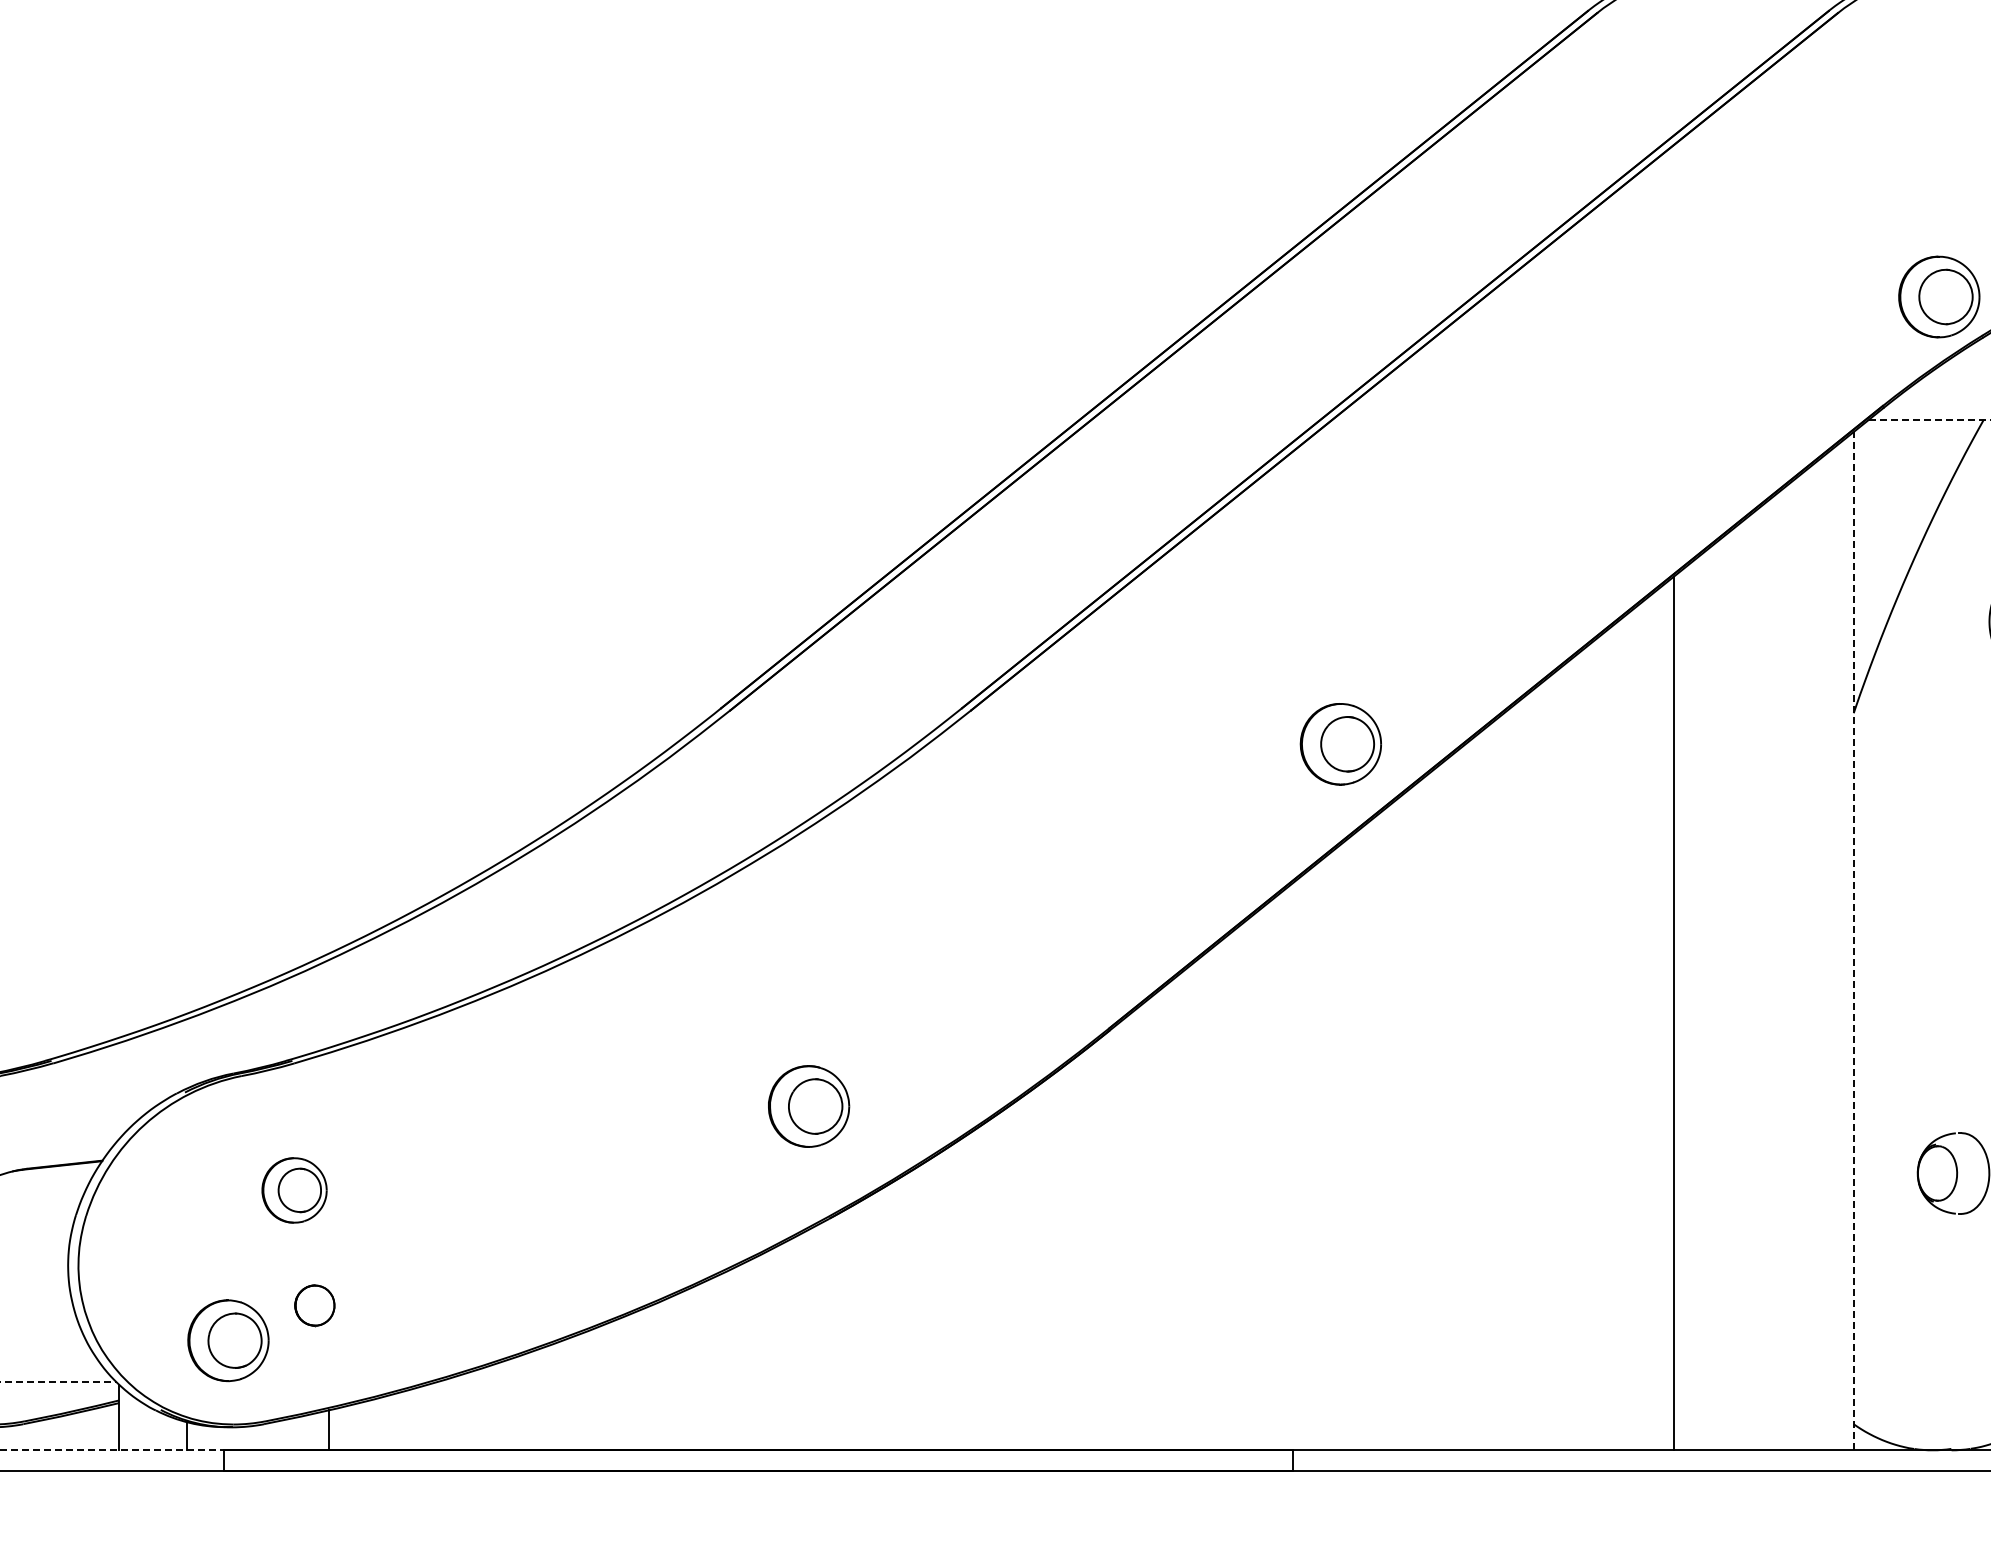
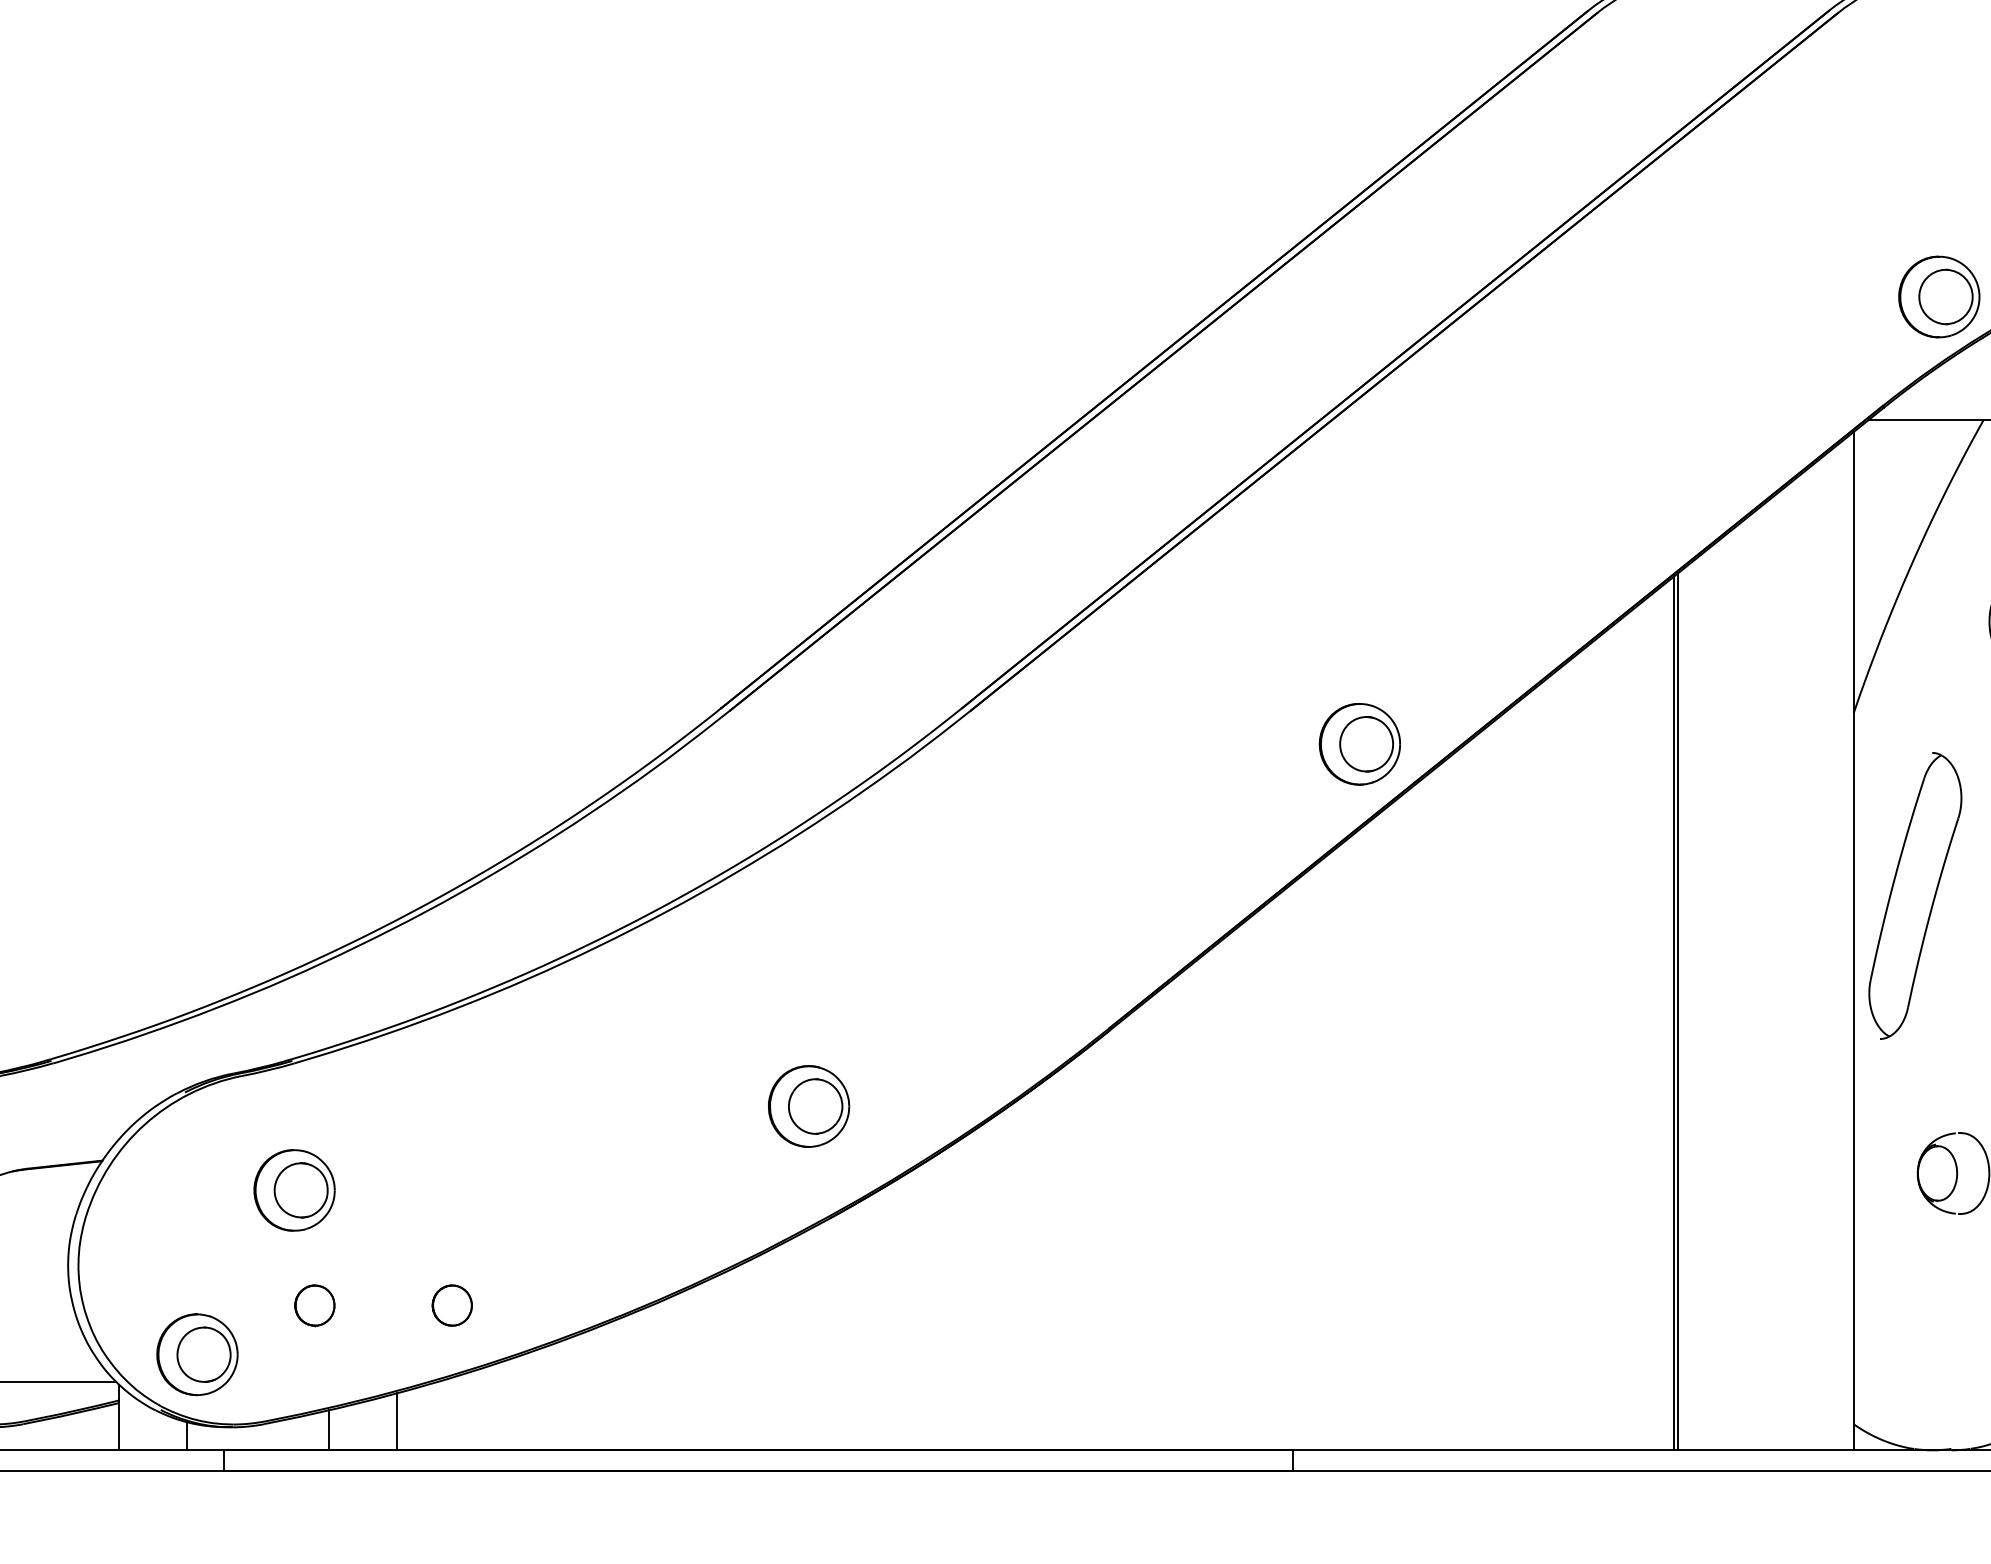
line: dashed -> solid (1929, 419)
part position: (1340, 744) -> (1359, 744) (1359, 744)
part: none -> present (1915, 895)
line: dashed -> solid (1853, 940)
line: none -> present (1678, 1011)
part size: 67x67 px -> 83x83 px (294, 1190)
part: none -> present (451, 1305)
part position: (228, 1340) -> (197, 1354) (197, 1354)
line: dashed -> solid (58, 1381)
line: none -> present (397, 1421)
line: dashed -> solid (112, 1450)
